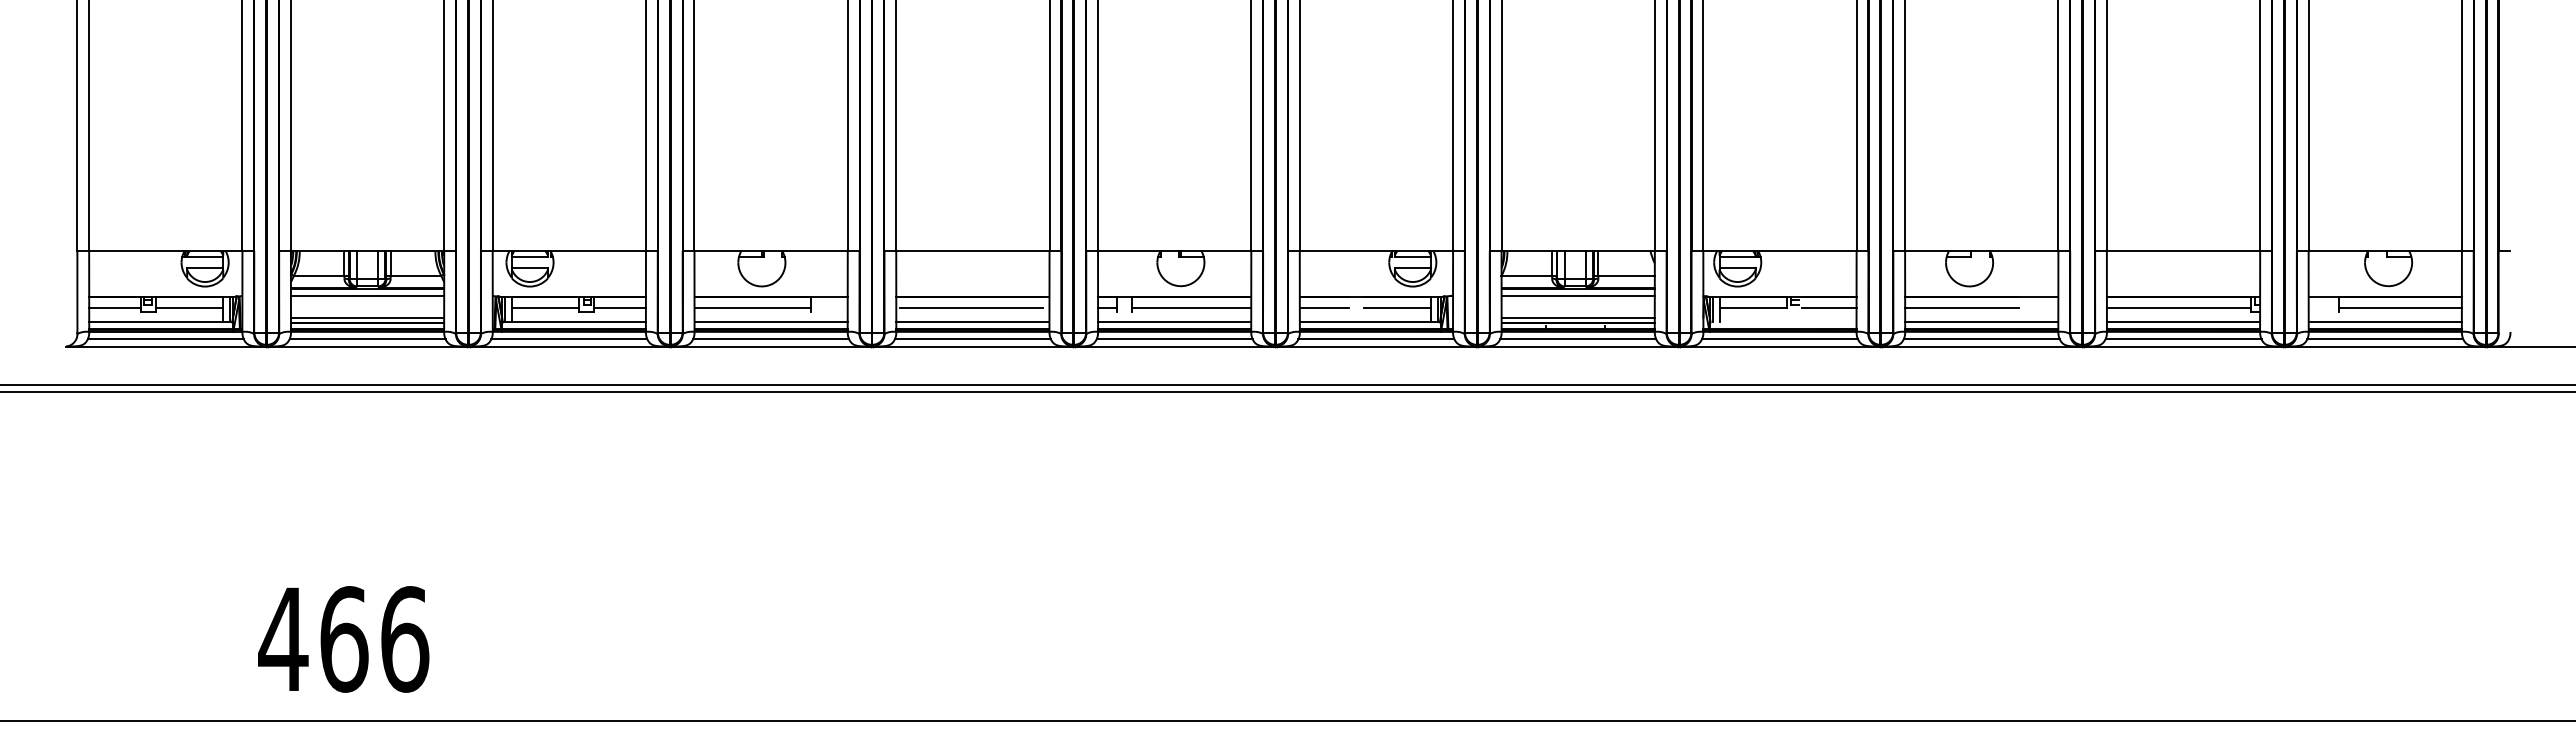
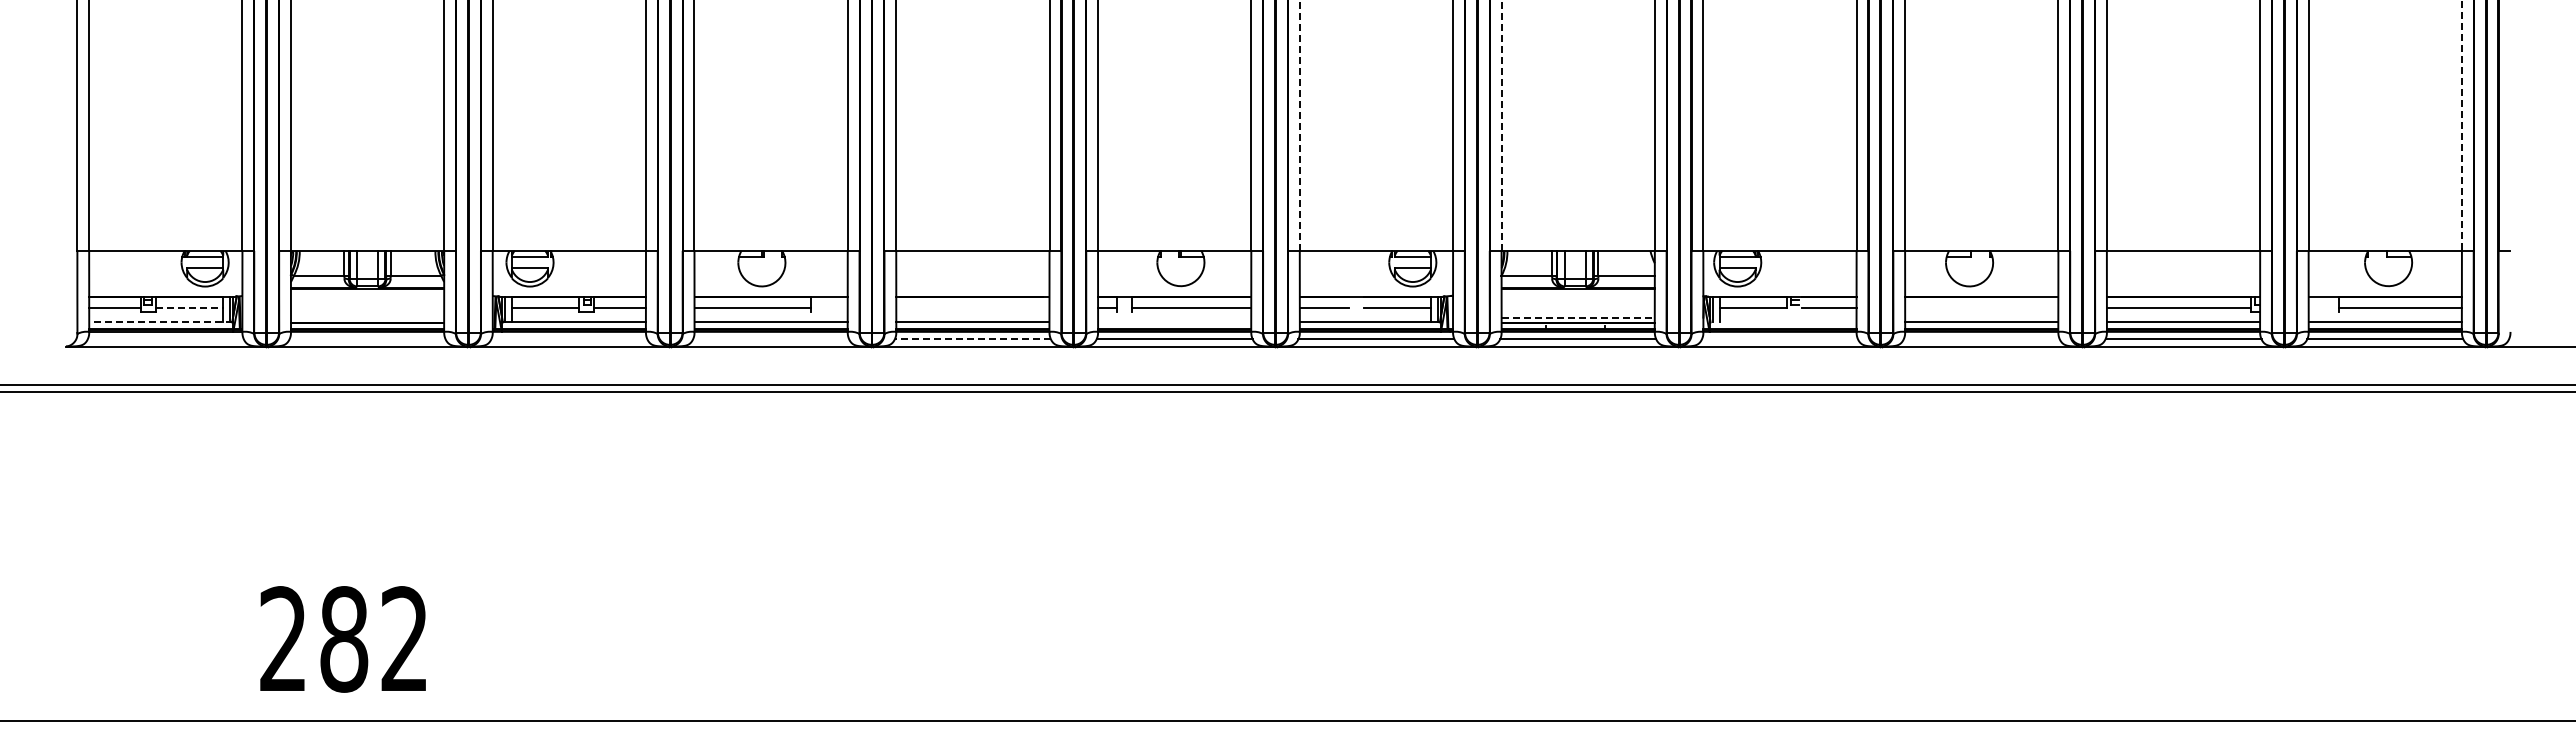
line: solid -> dashed (1299, 125)
line: solid -> dashed (1501, 125)
line: solid -> dashed (2461, 125)
line: present -> none (367, 295)
line: present -> none (1577, 295)
line: solid -> dashed (189, 308)
line: present -> none (971, 308)
line: present -> none (1961, 308)
line: present -> none (367, 318)
line: solid -> dashed (1578, 318)
line: solid -> dashed (160, 322)
line: present -> none (1174, 322)
line: present -> none (165, 339)
line: present -> none (367, 339)
line: present -> none (569, 339)
line: present -> none (771, 339)
line: solid -> dashed (972, 339)
line: present -> none (1779, 339)
line: present -> none (1981, 339)
text: 466 -> 282 (343, 639)
